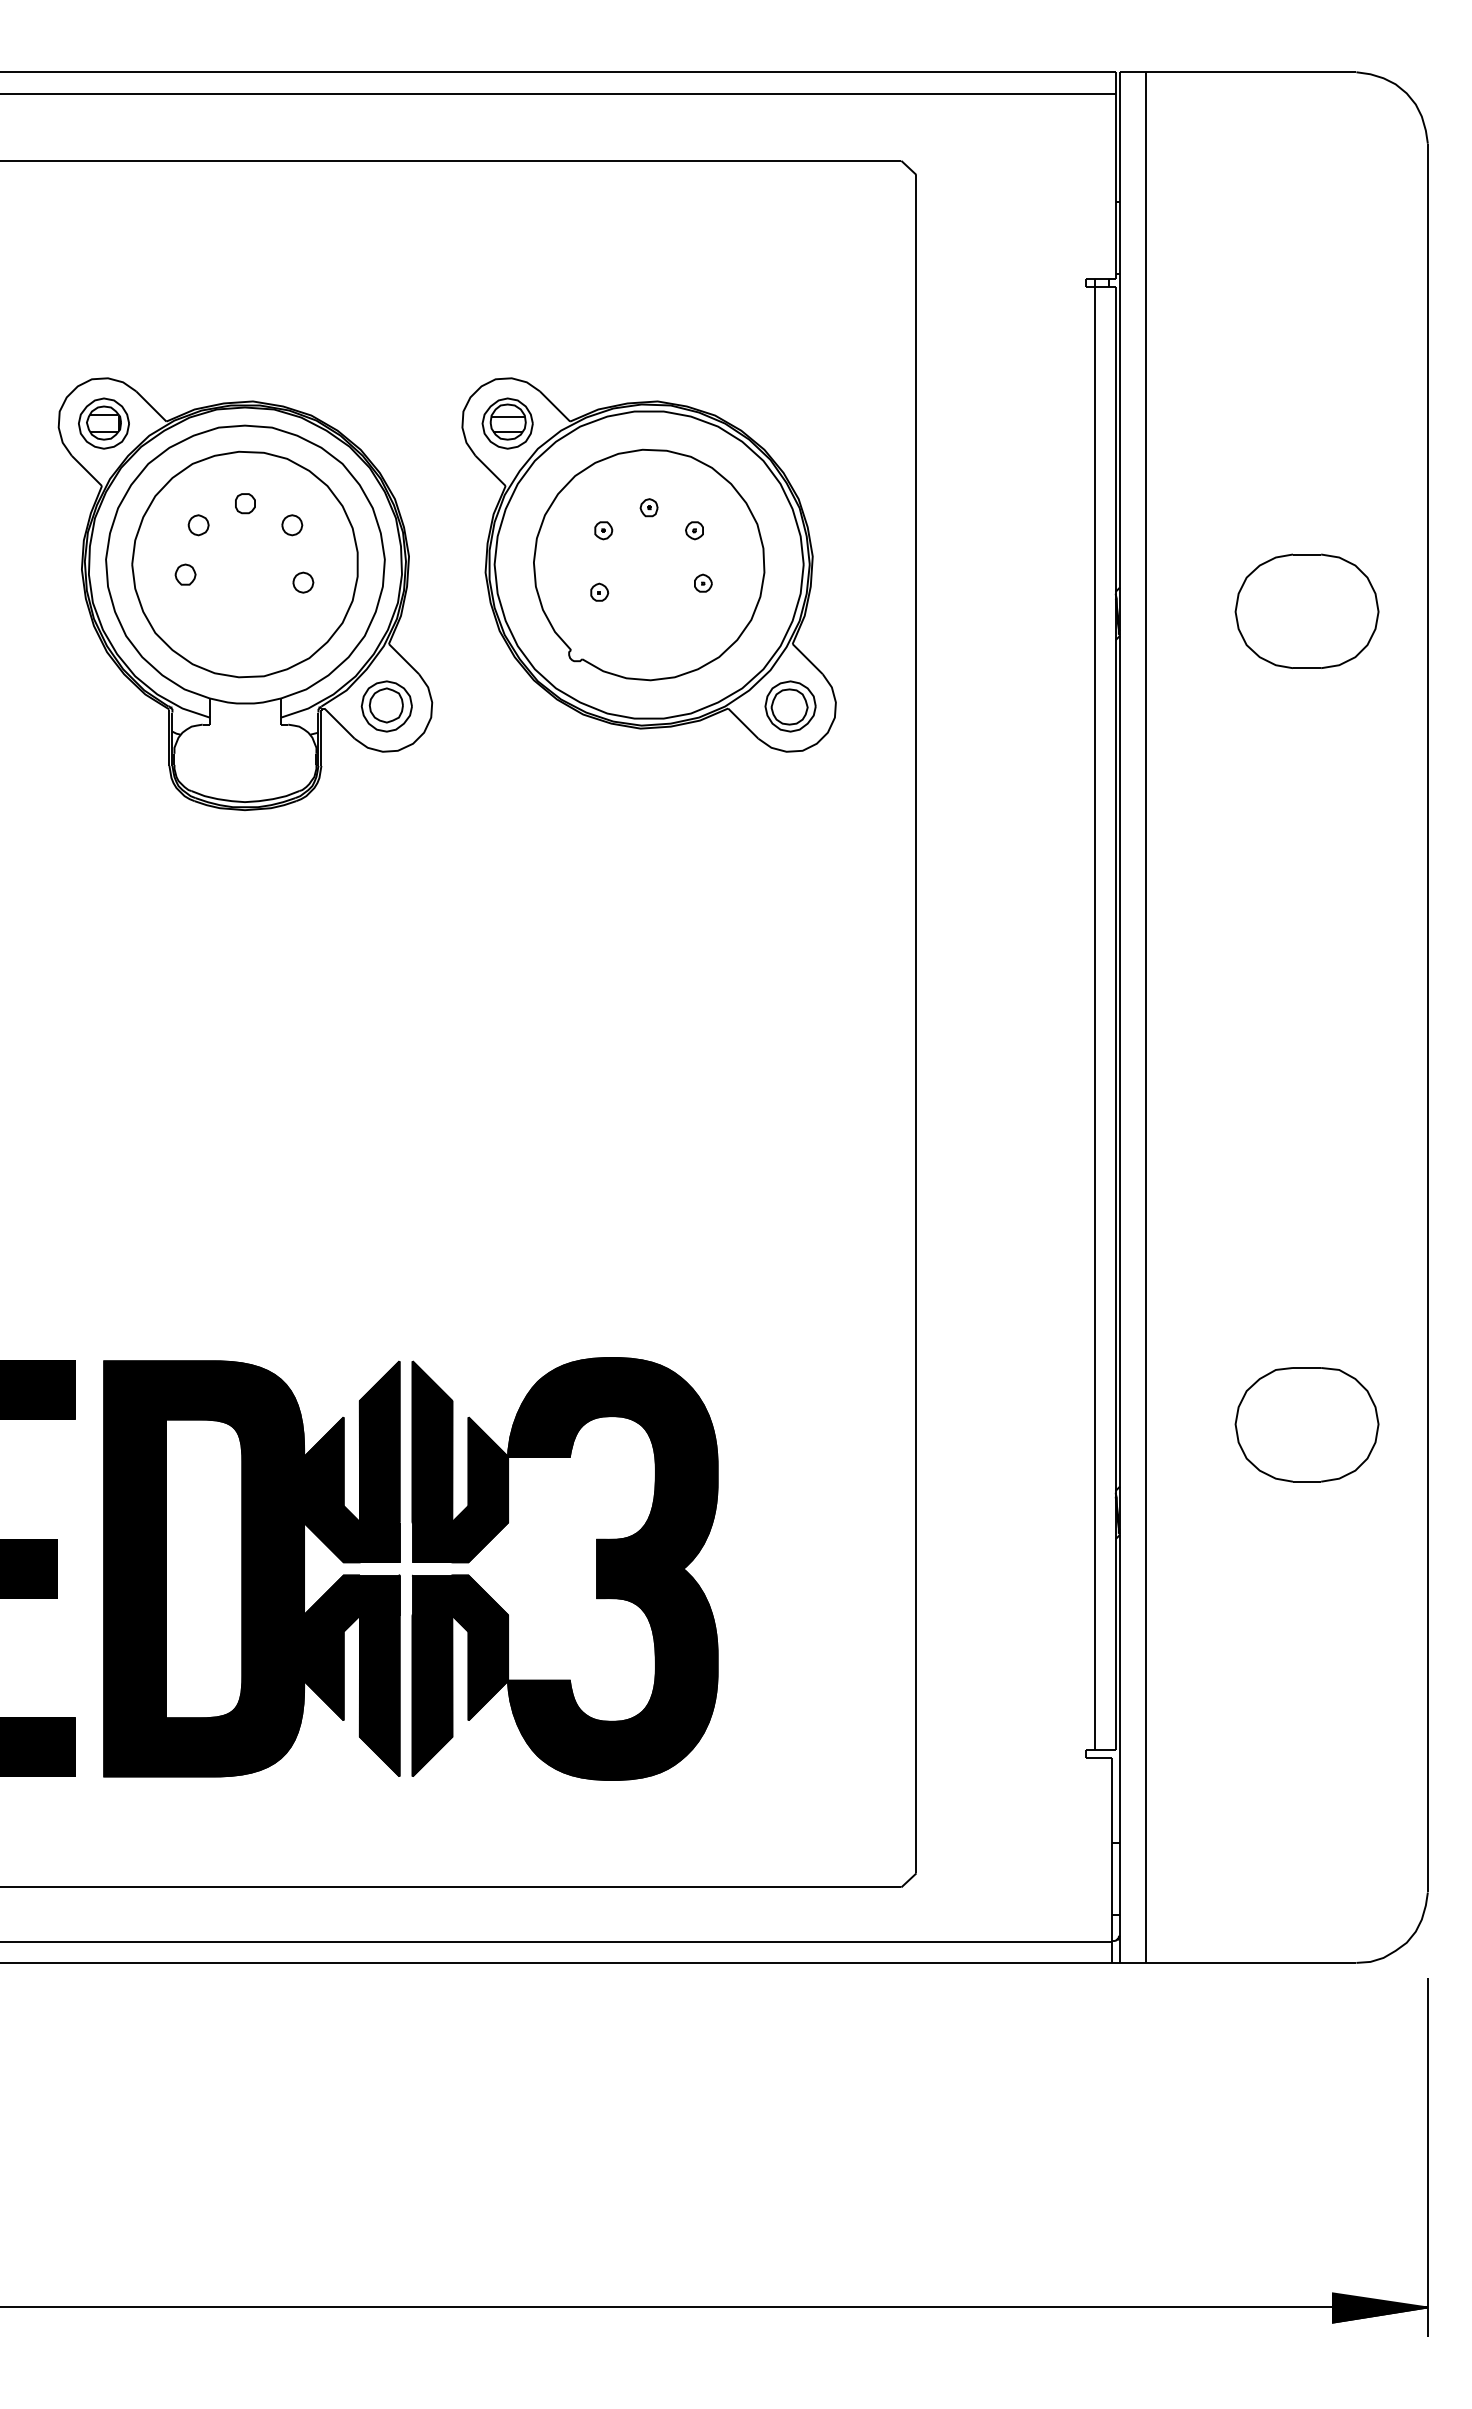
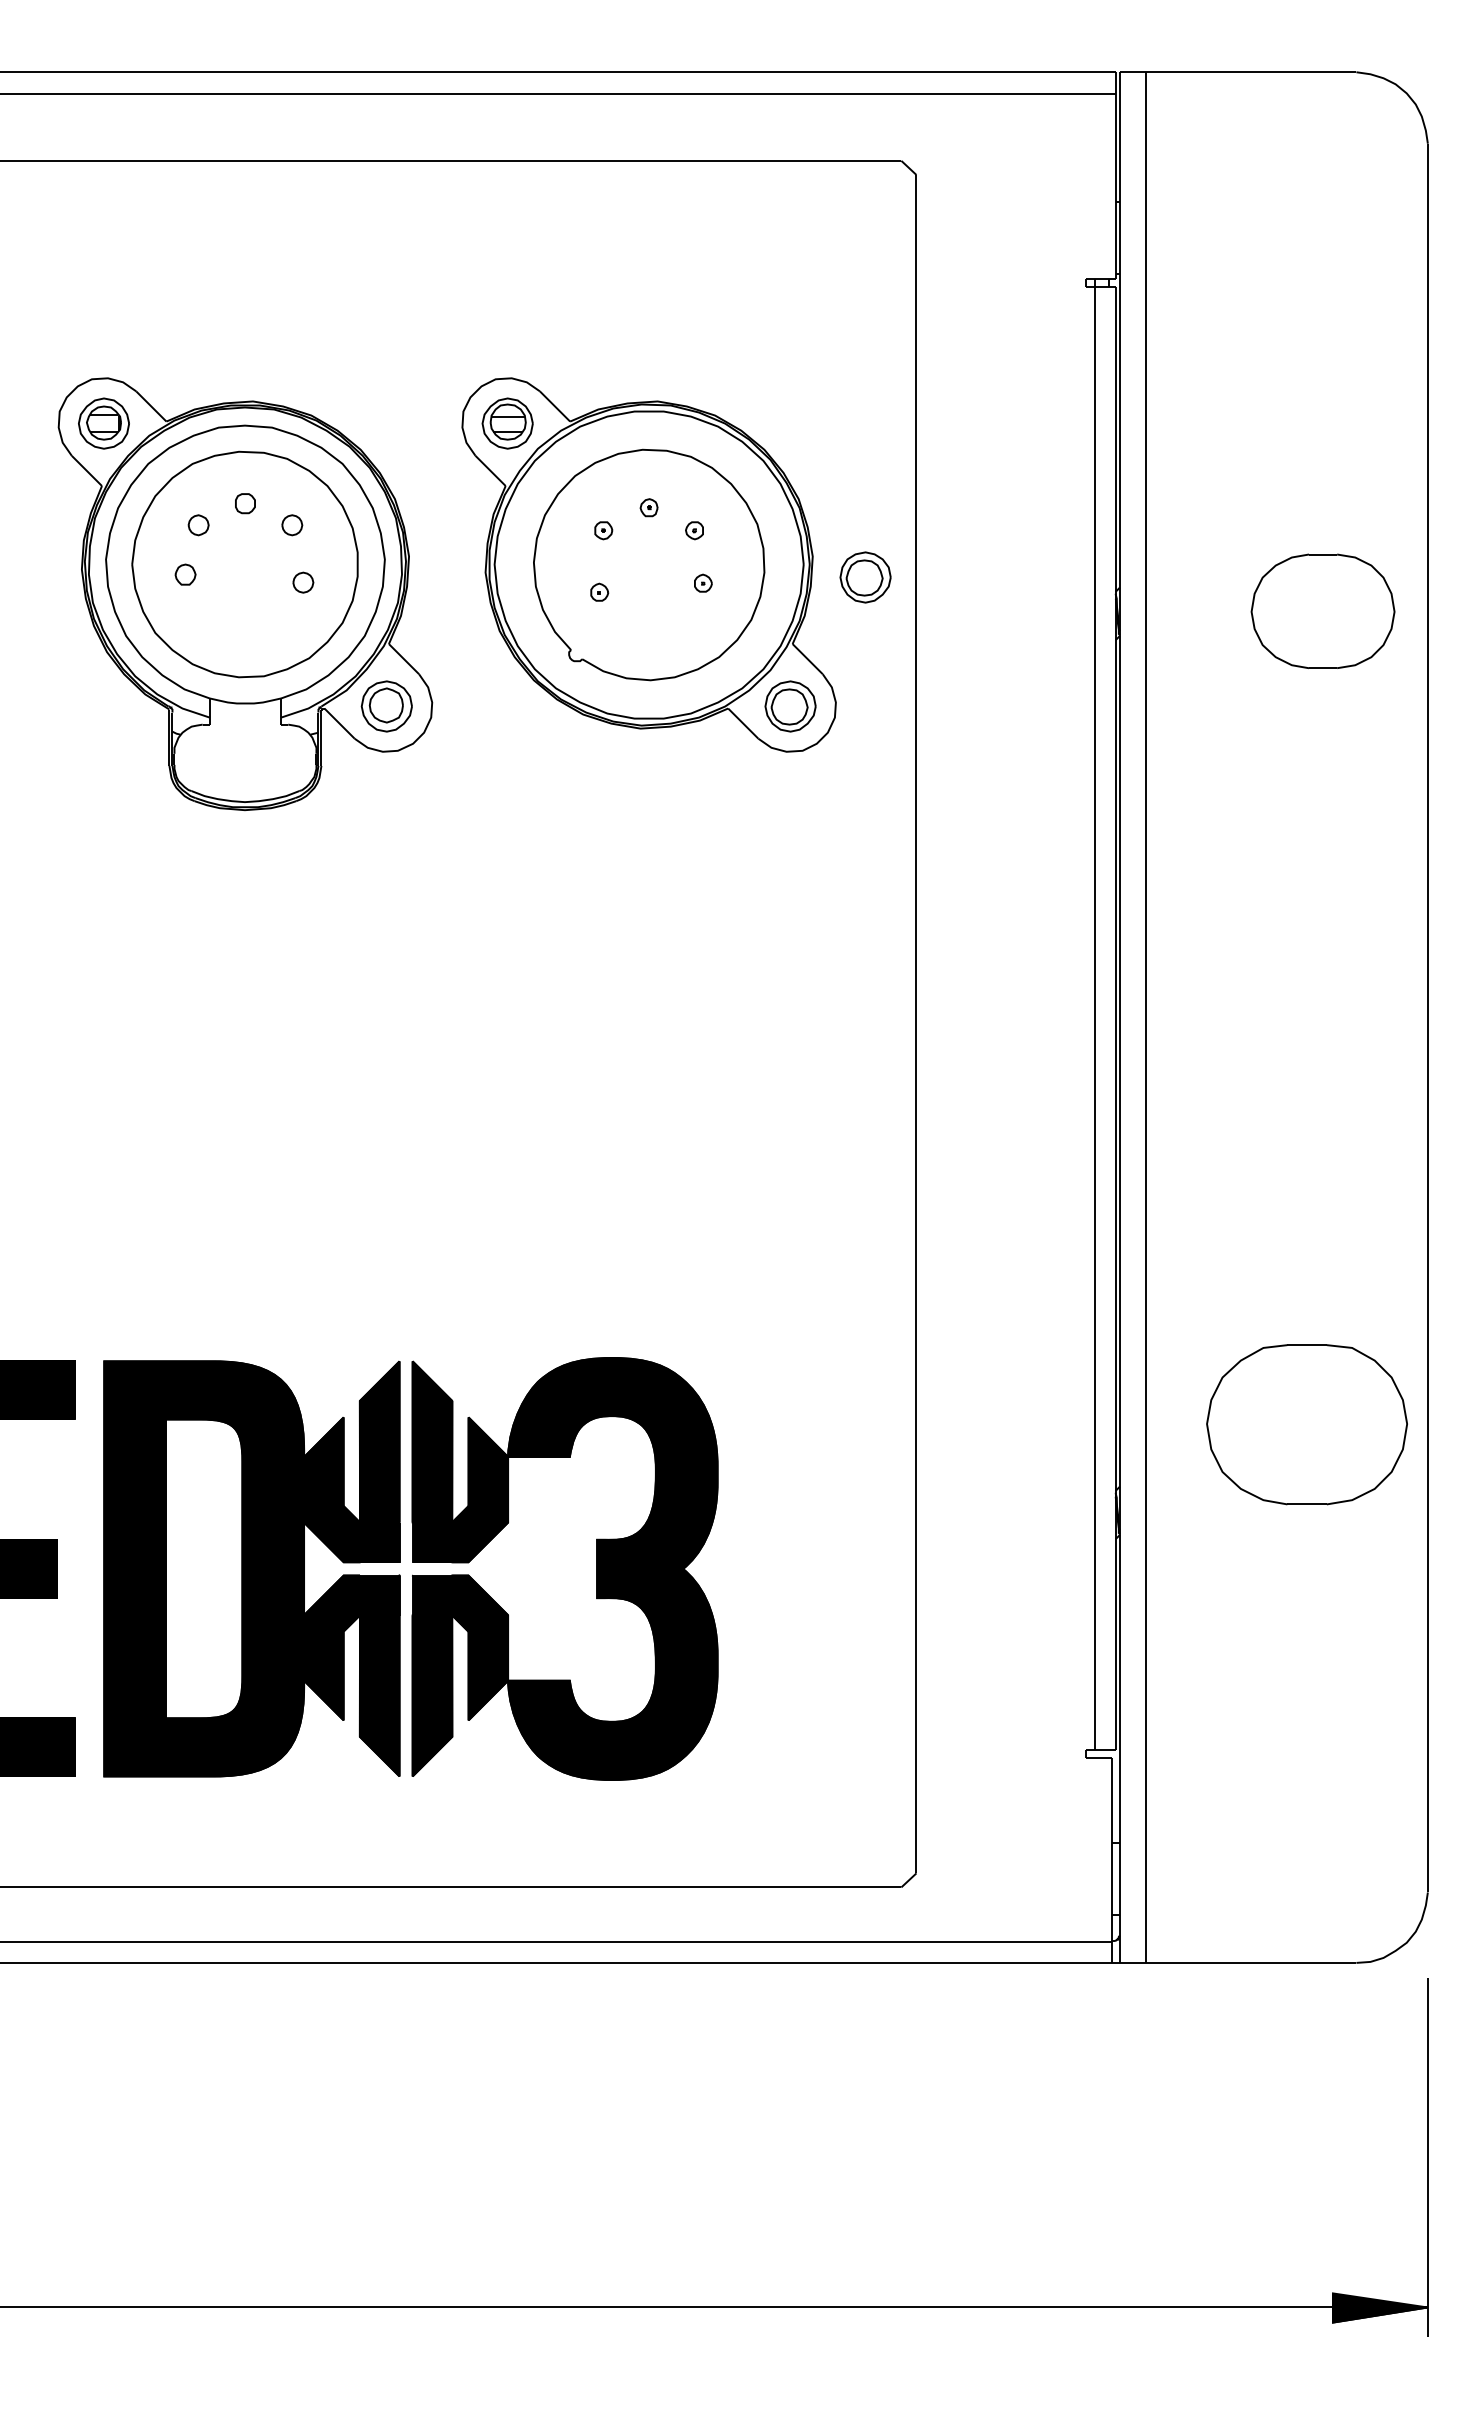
part: none -> present (865, 577)
part position: (1306, 610) -> (1322, 610) (1322, 610)
part size: 146x116 px -> 202x162 px (1306, 1424)
